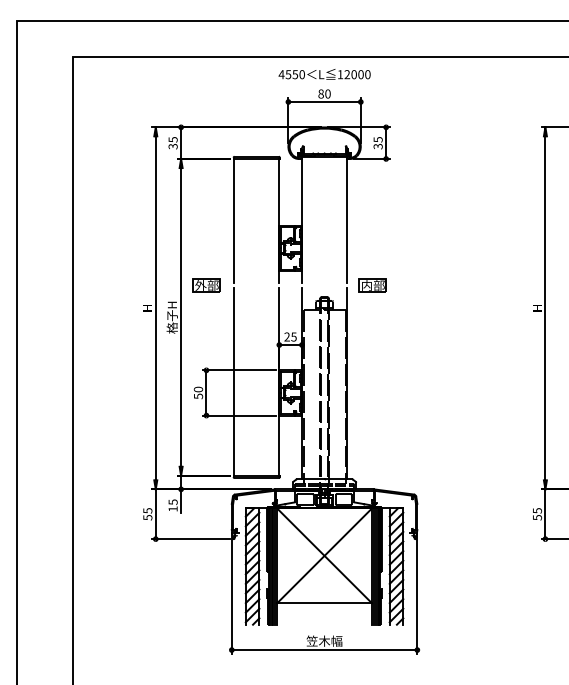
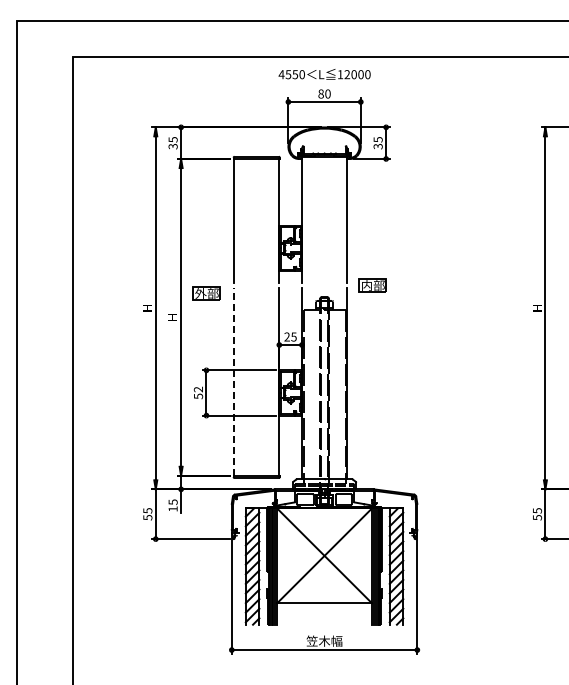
part position: (206, 285) -> (206, 293) (206, 293)
text: 格子H -> H (171, 317)
line: solid -> dashed (234, 382)
text: 50 -> 52 (198, 389)
